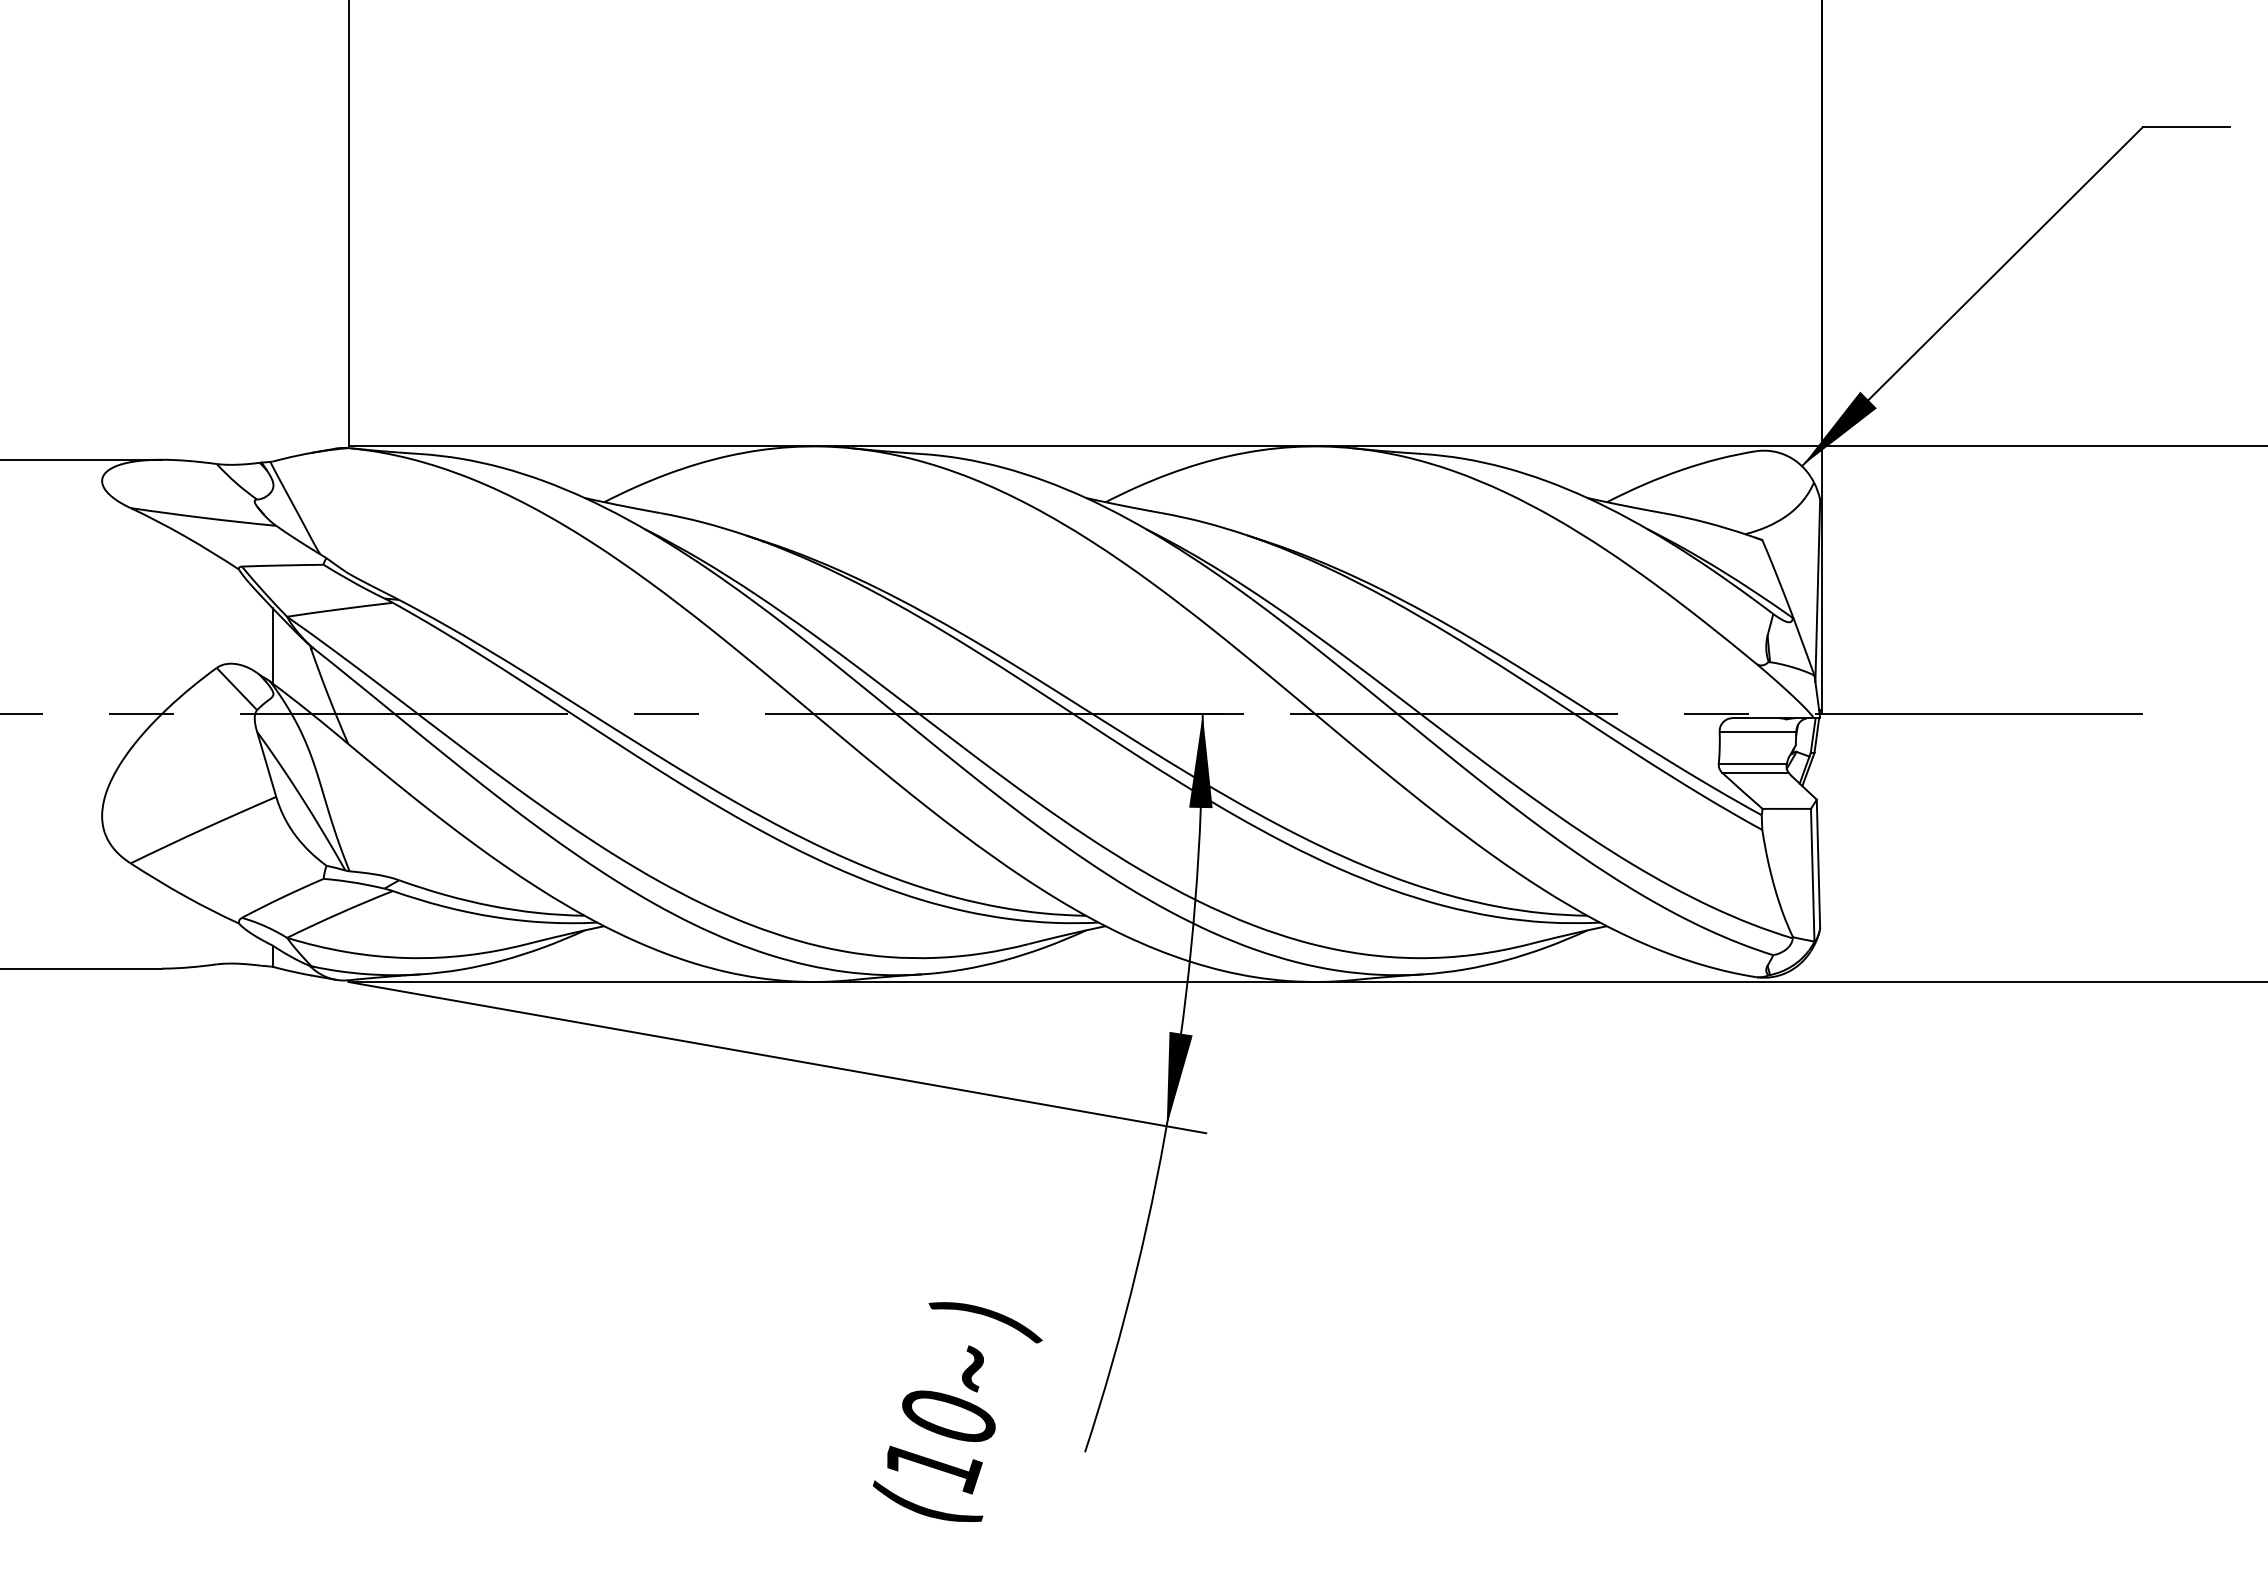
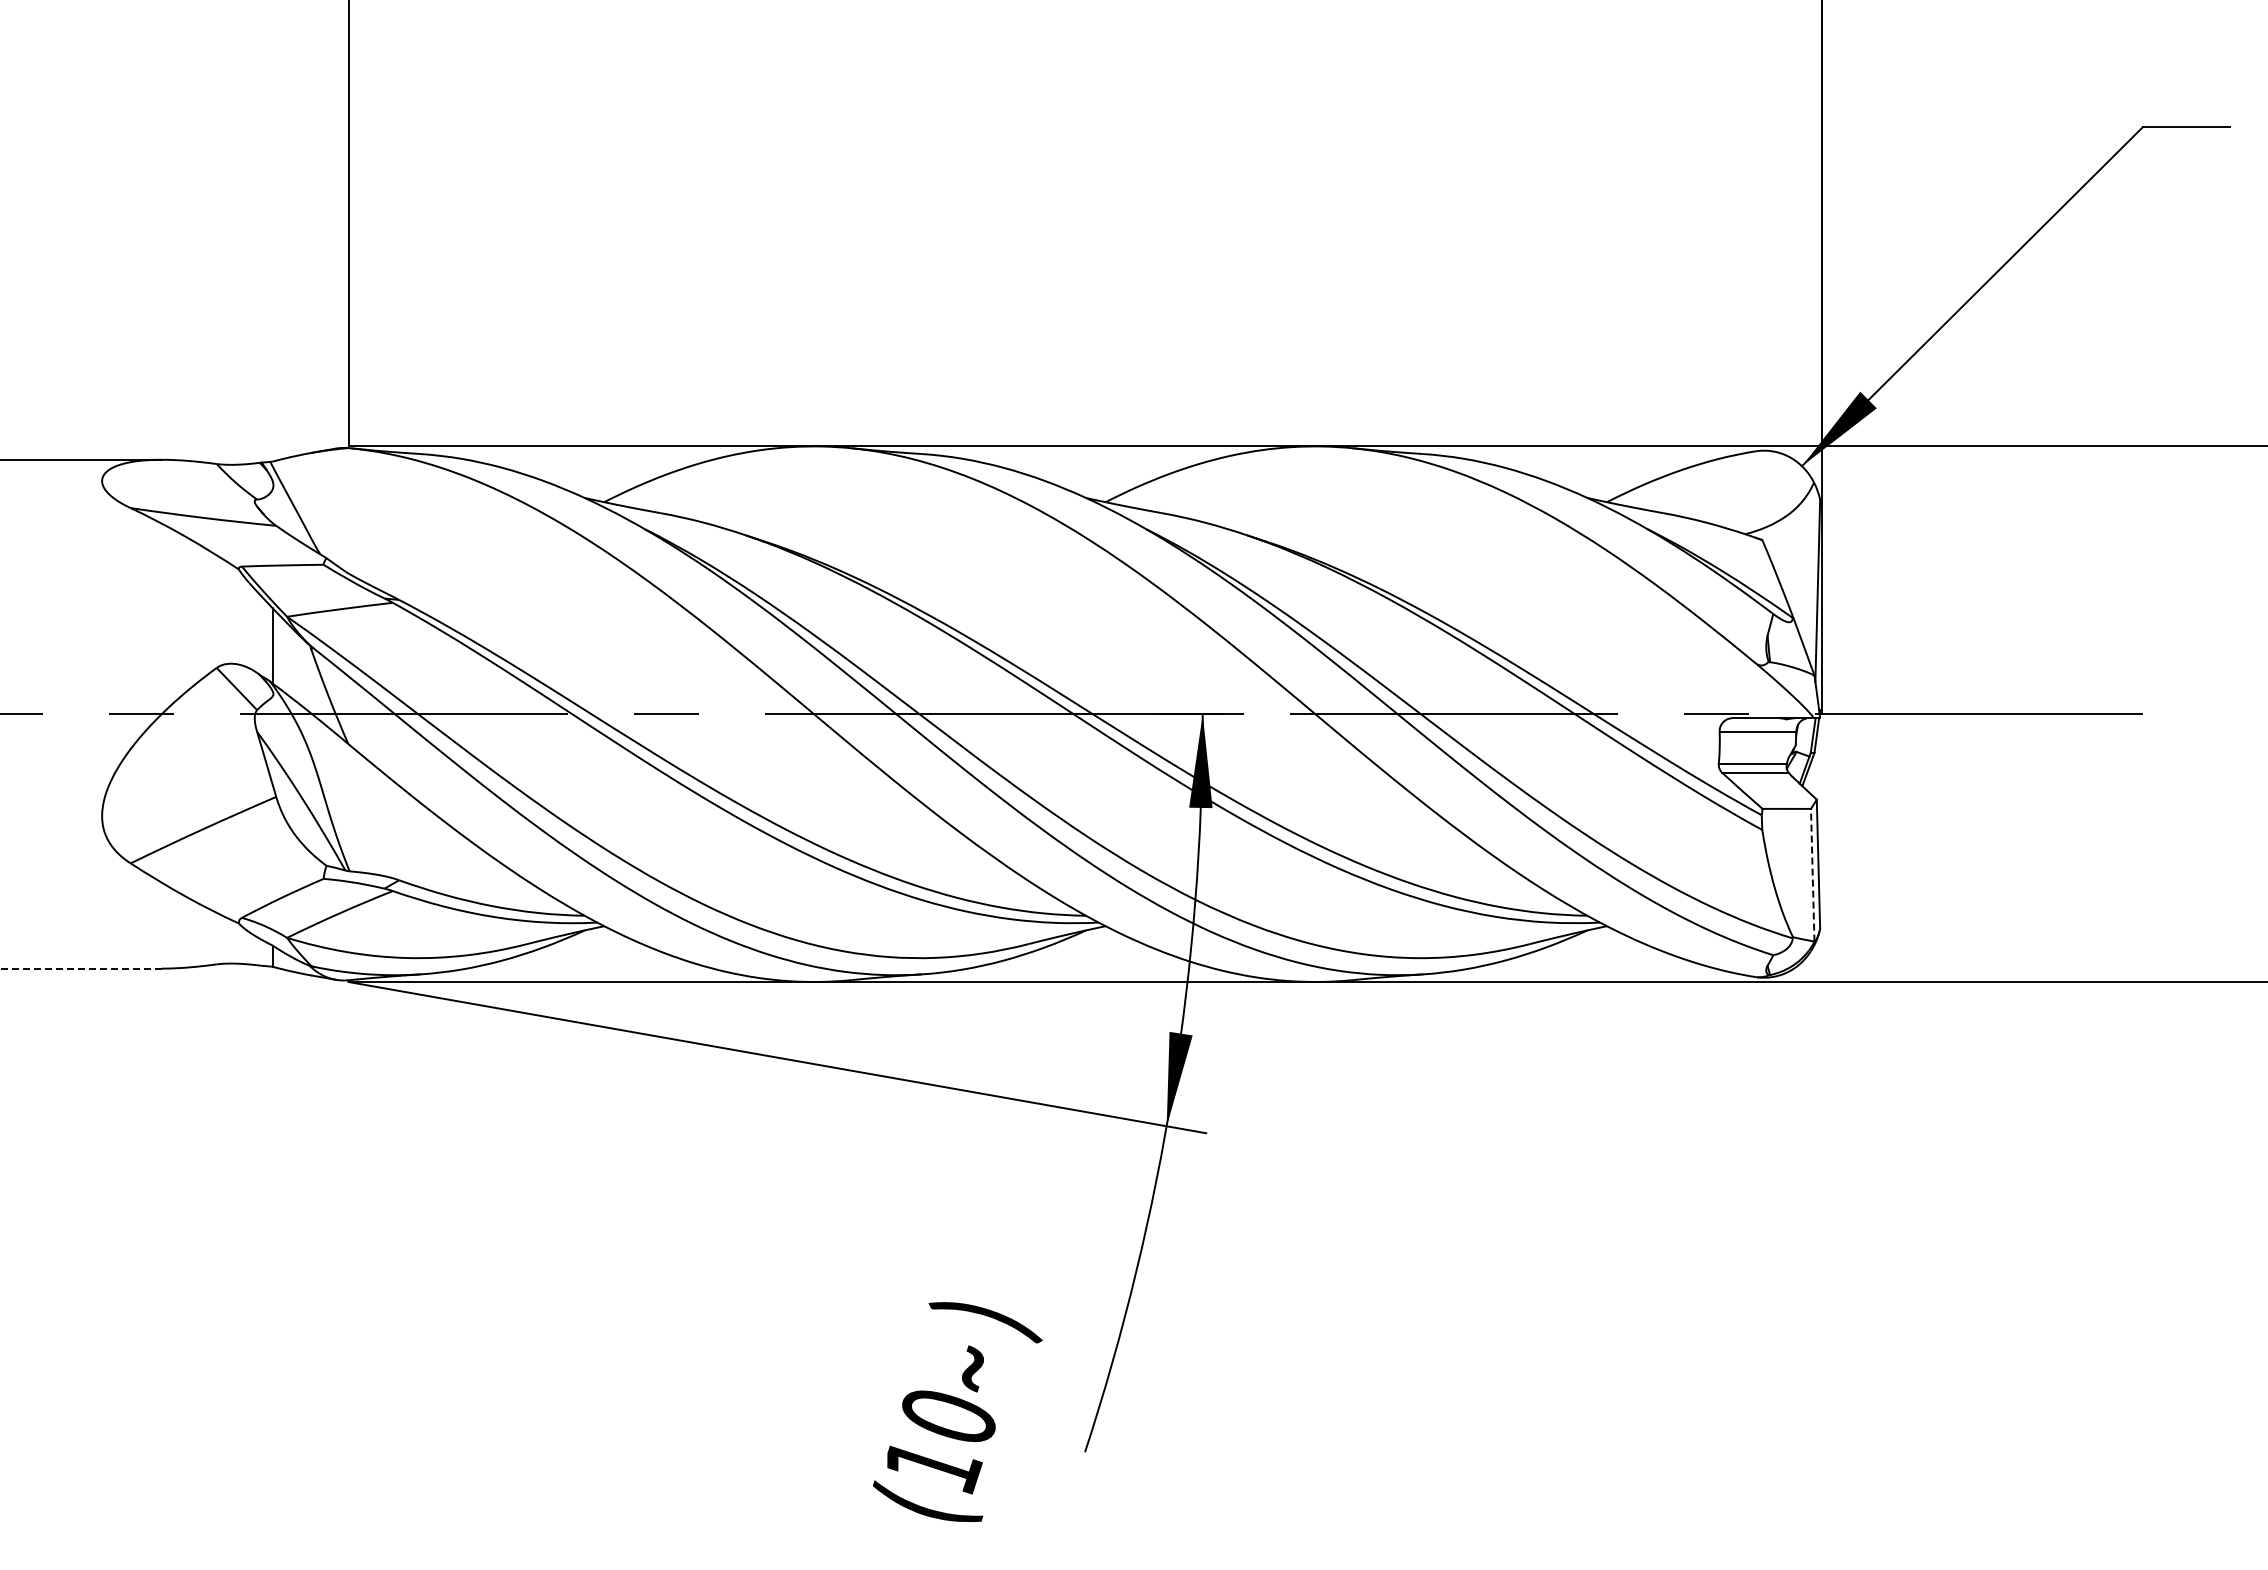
line: solid -> dashed (1812, 874)
line: solid -> dashed (80, 968)
